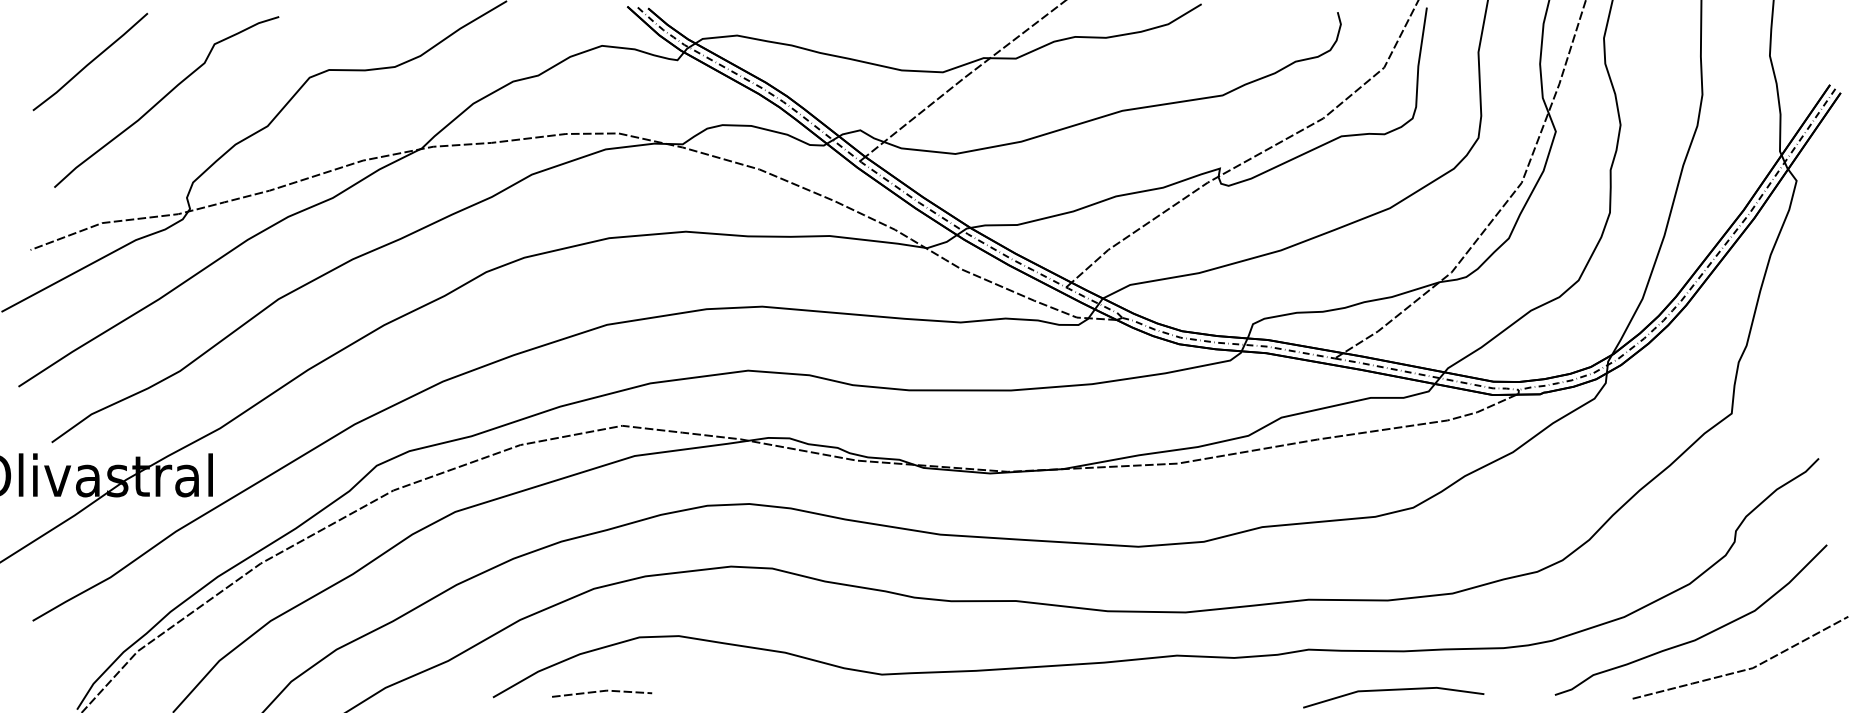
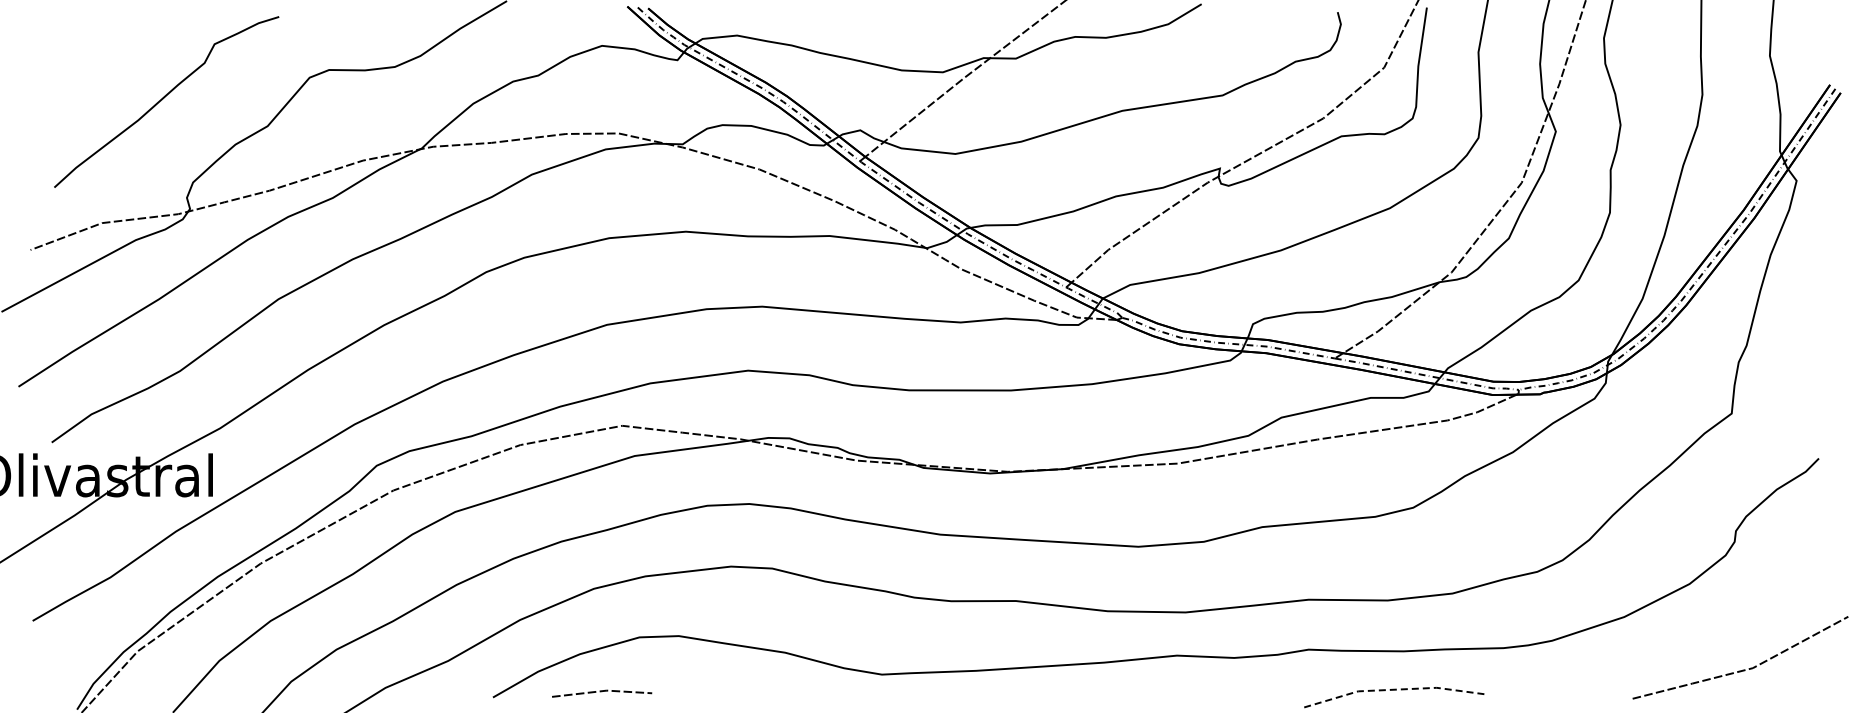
line: present -> none (90, 61)
curve: present -> none (1698, 637)
line: solid -> dashed (1393, 689)
